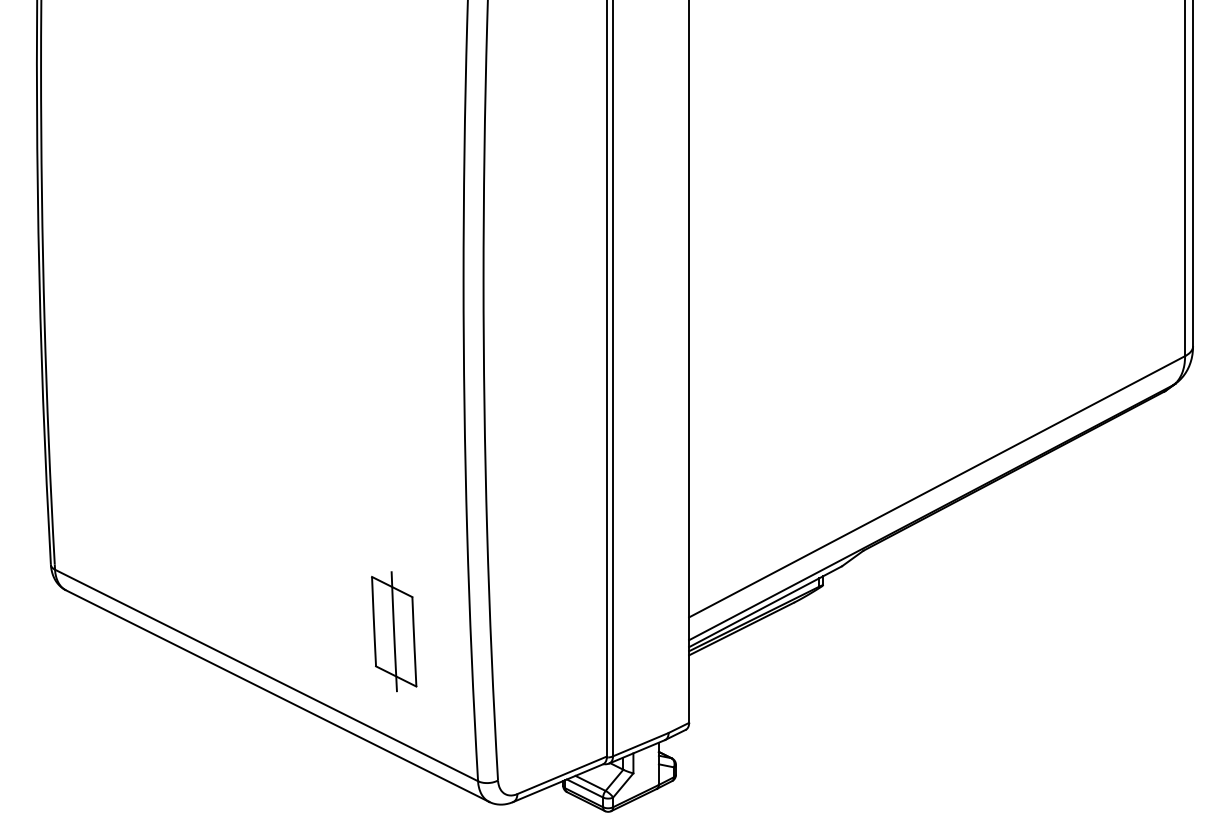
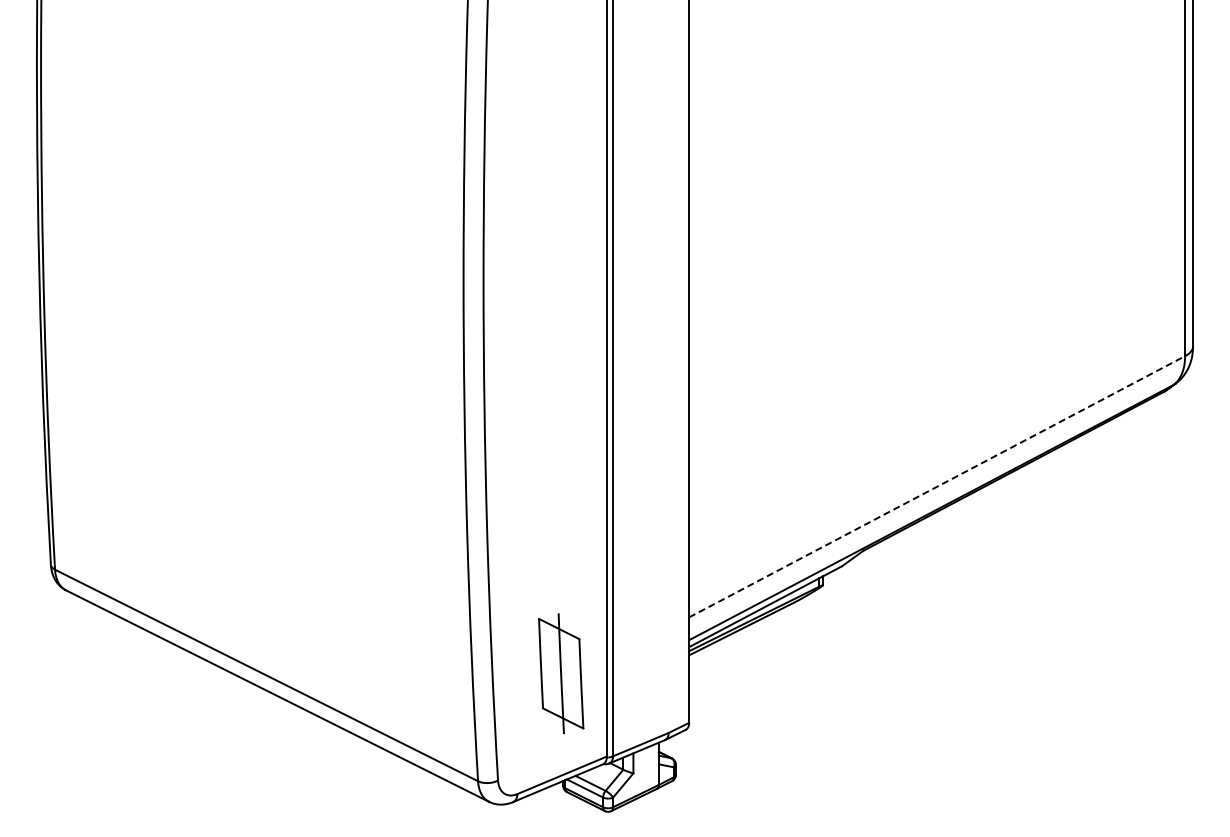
line: solid -> dashed (937, 486)
part position: (394, 631) -> (561, 673) (561, 673)
